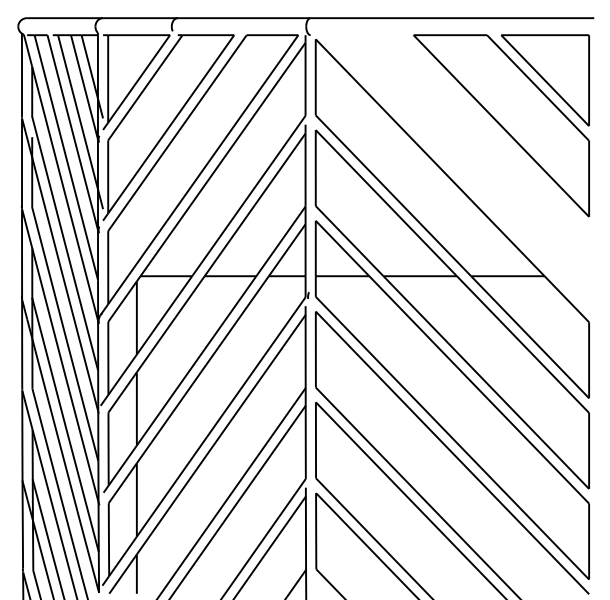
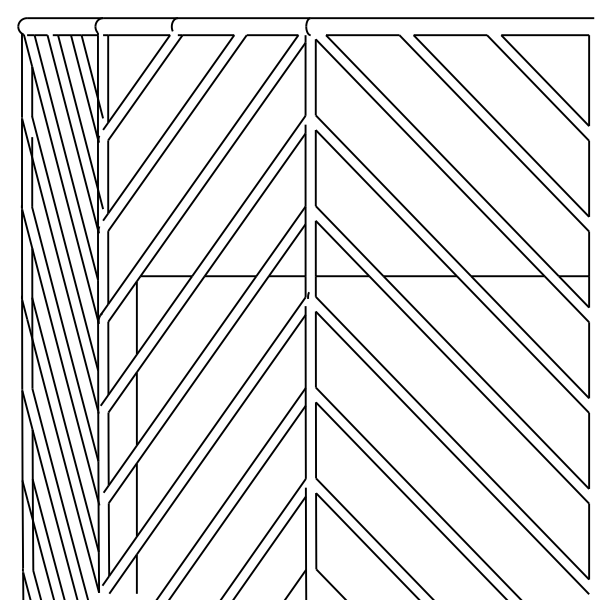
part: none -> present (457, 170)
